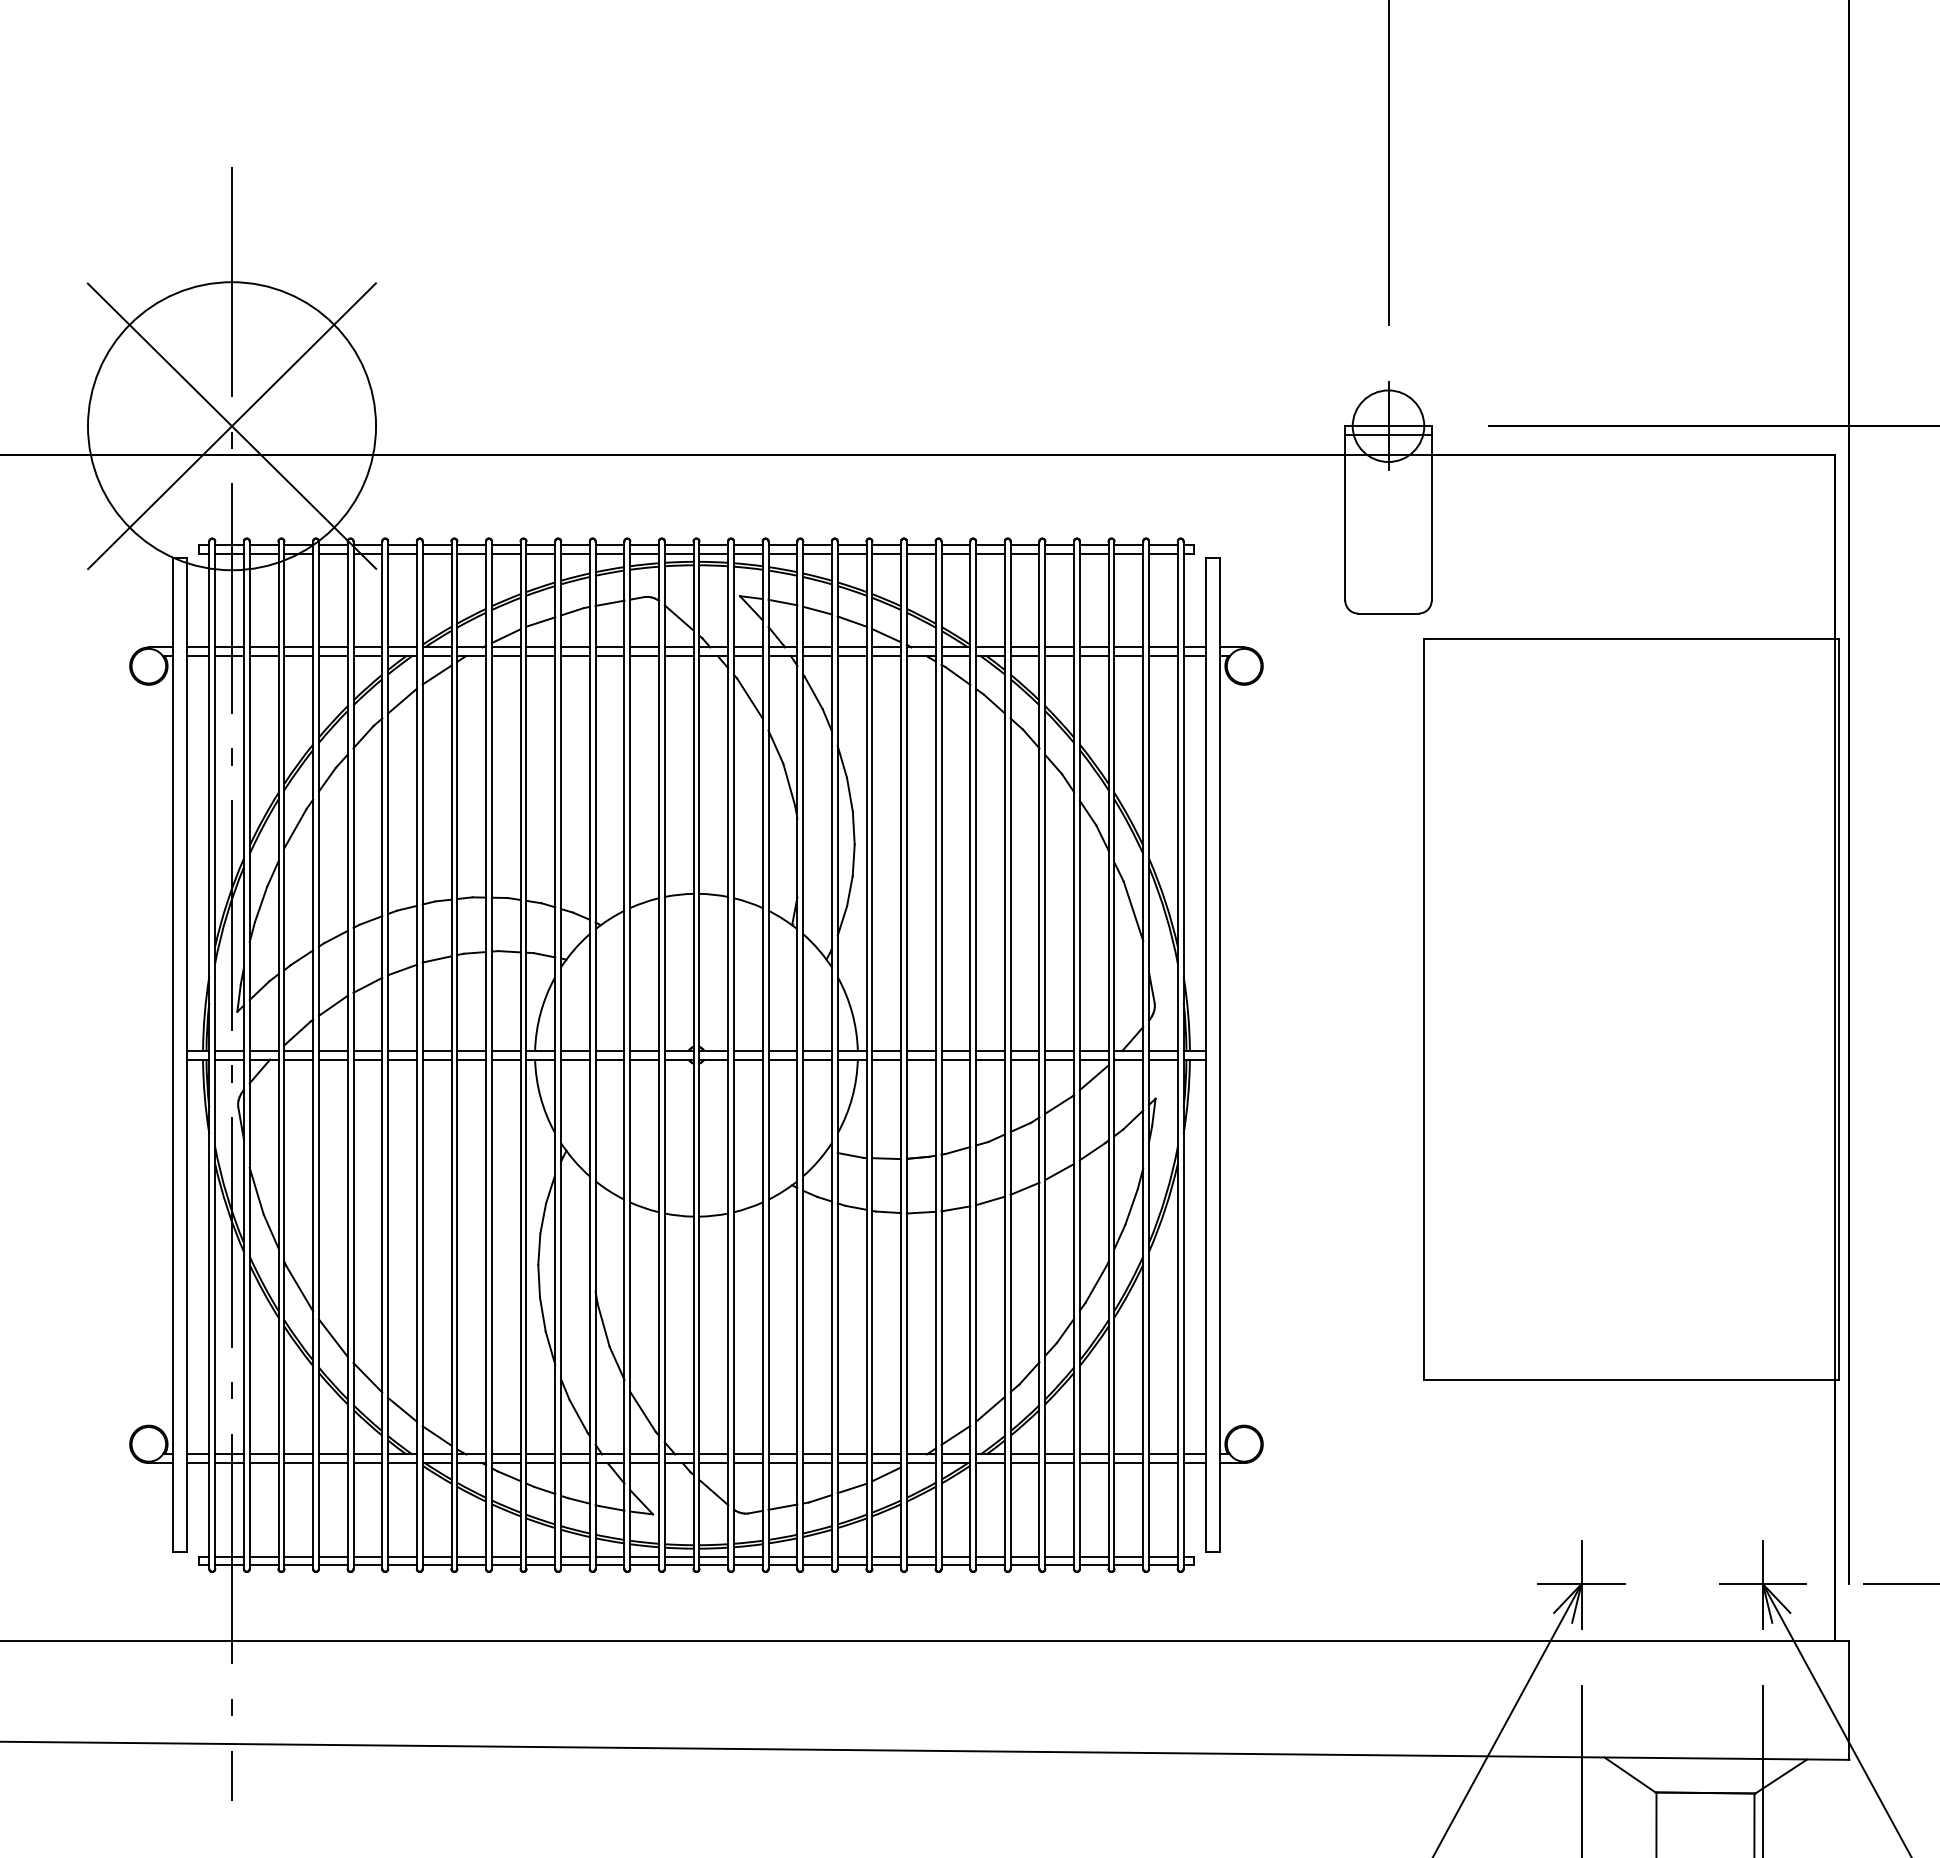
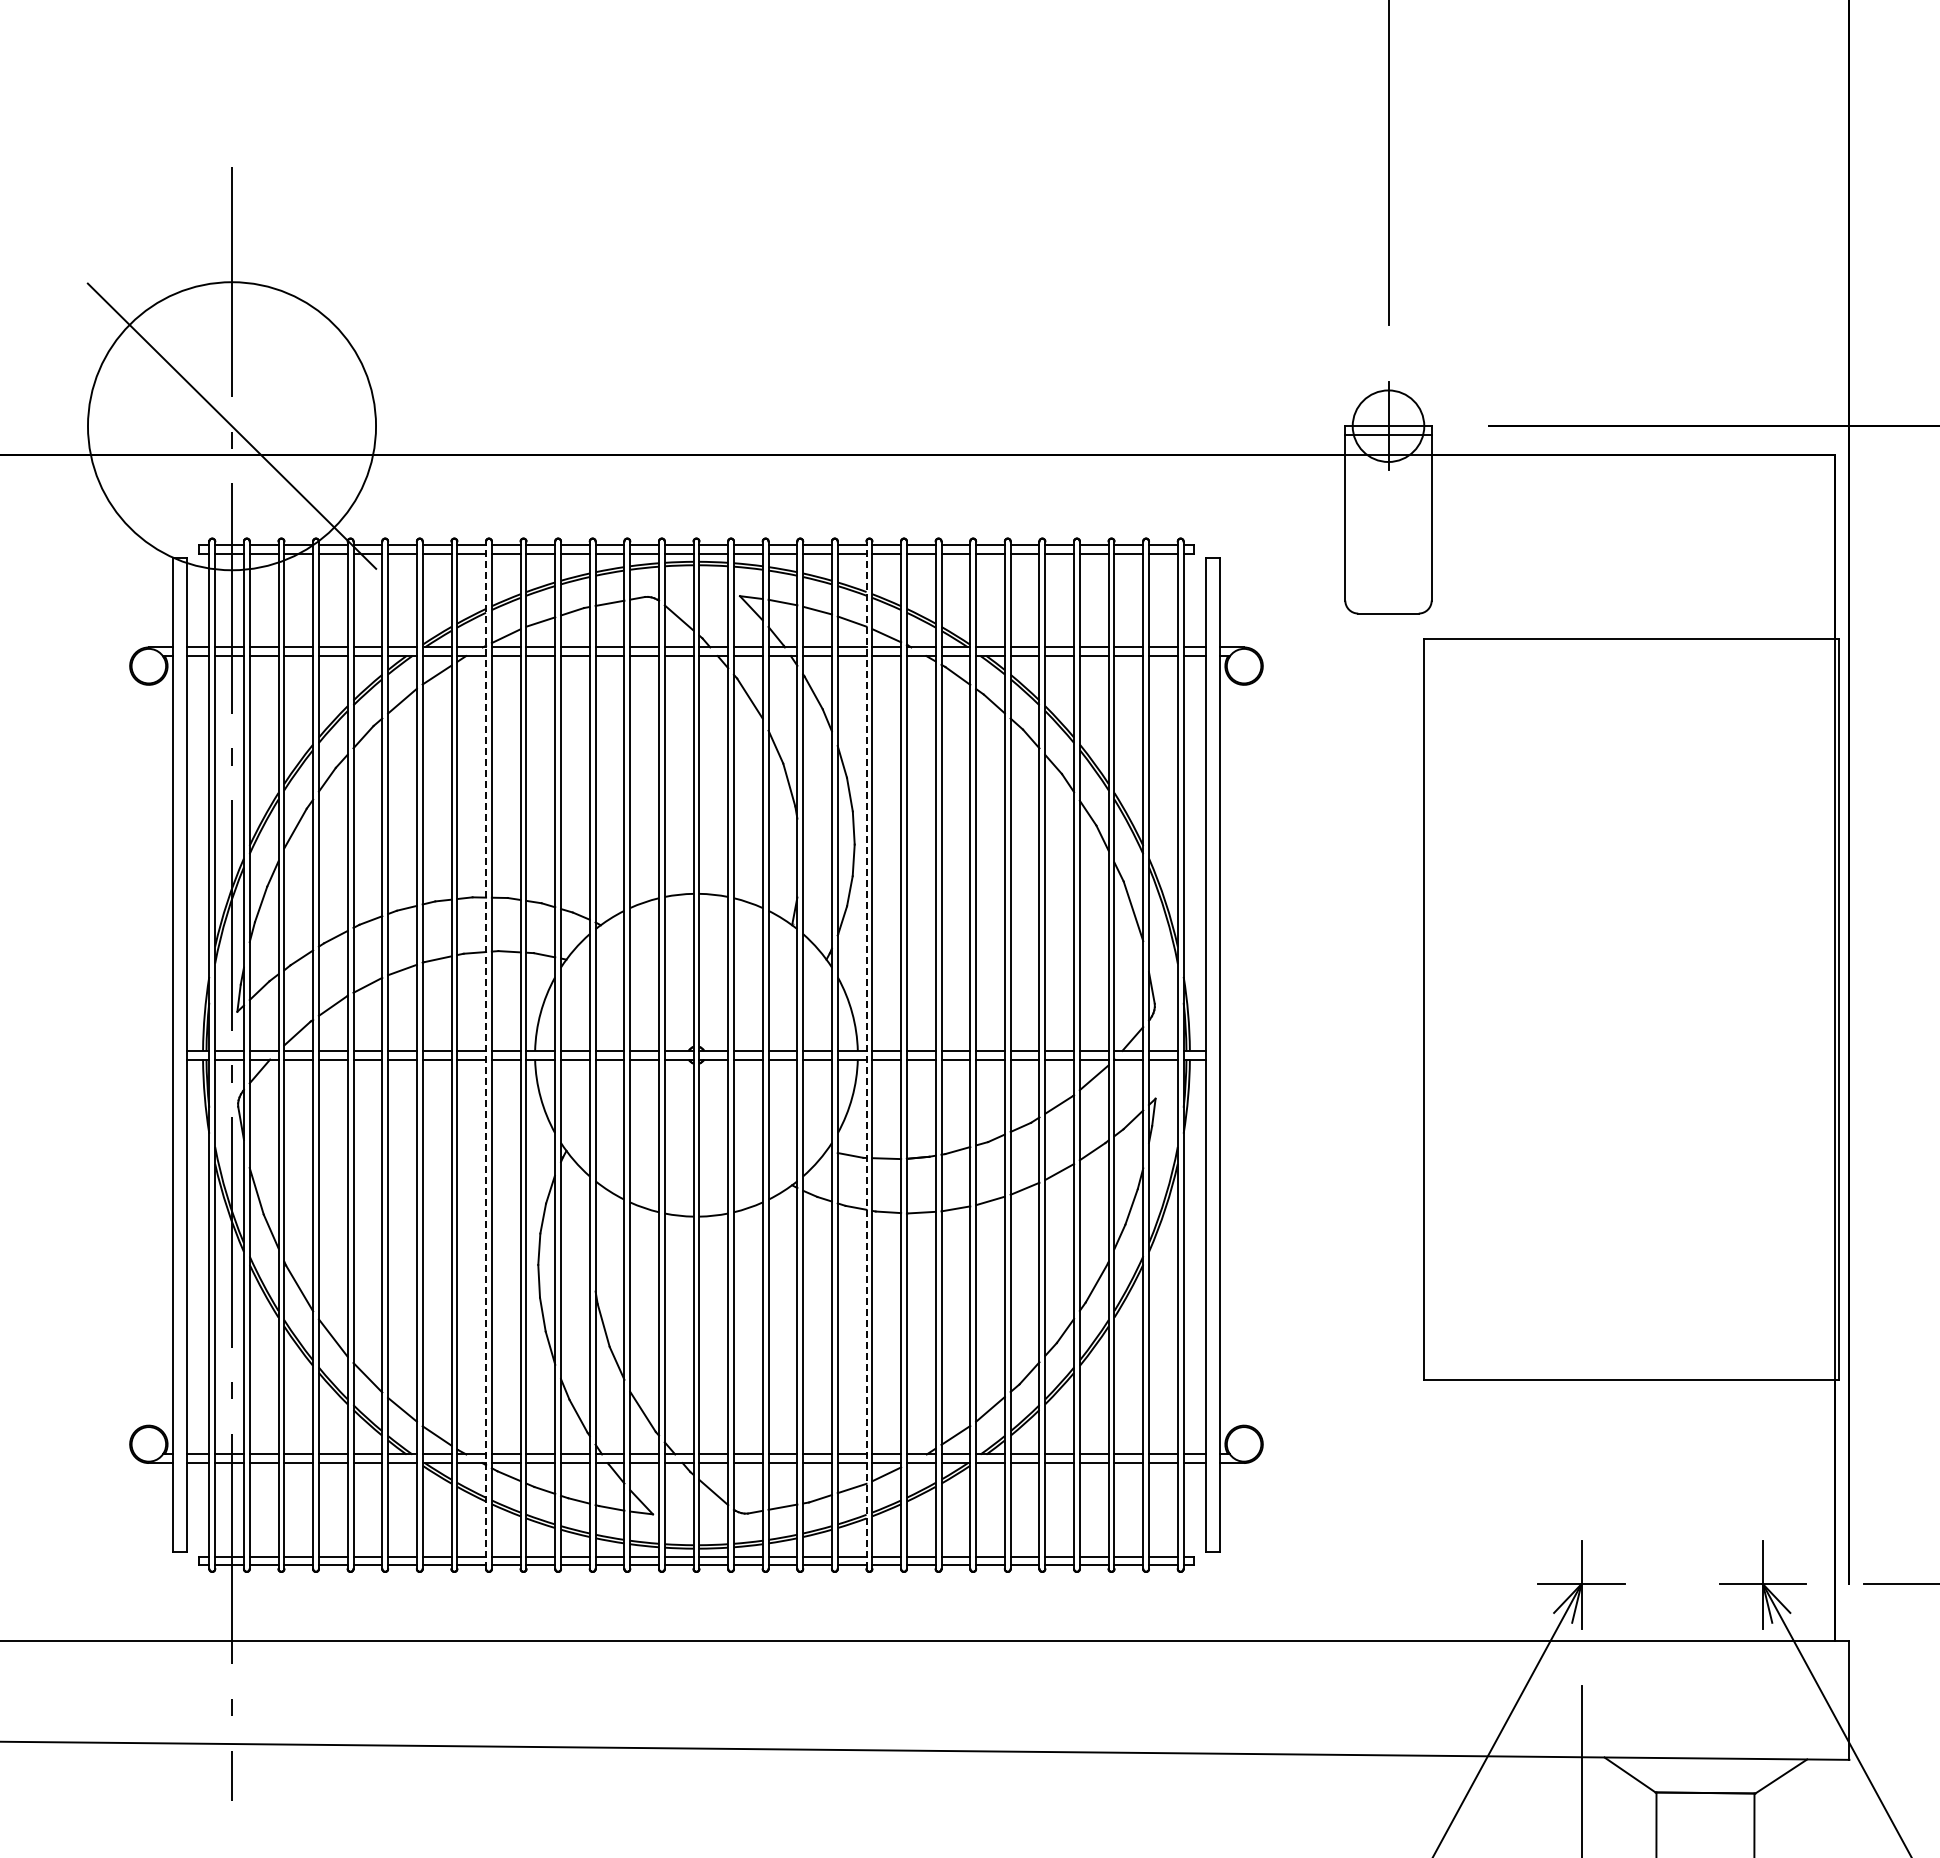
line: present -> none (231, 426)
line: solid -> dashed (486, 1055)
line: solid -> dashed (866, 1055)
line: present -> none (1763, 1770)
